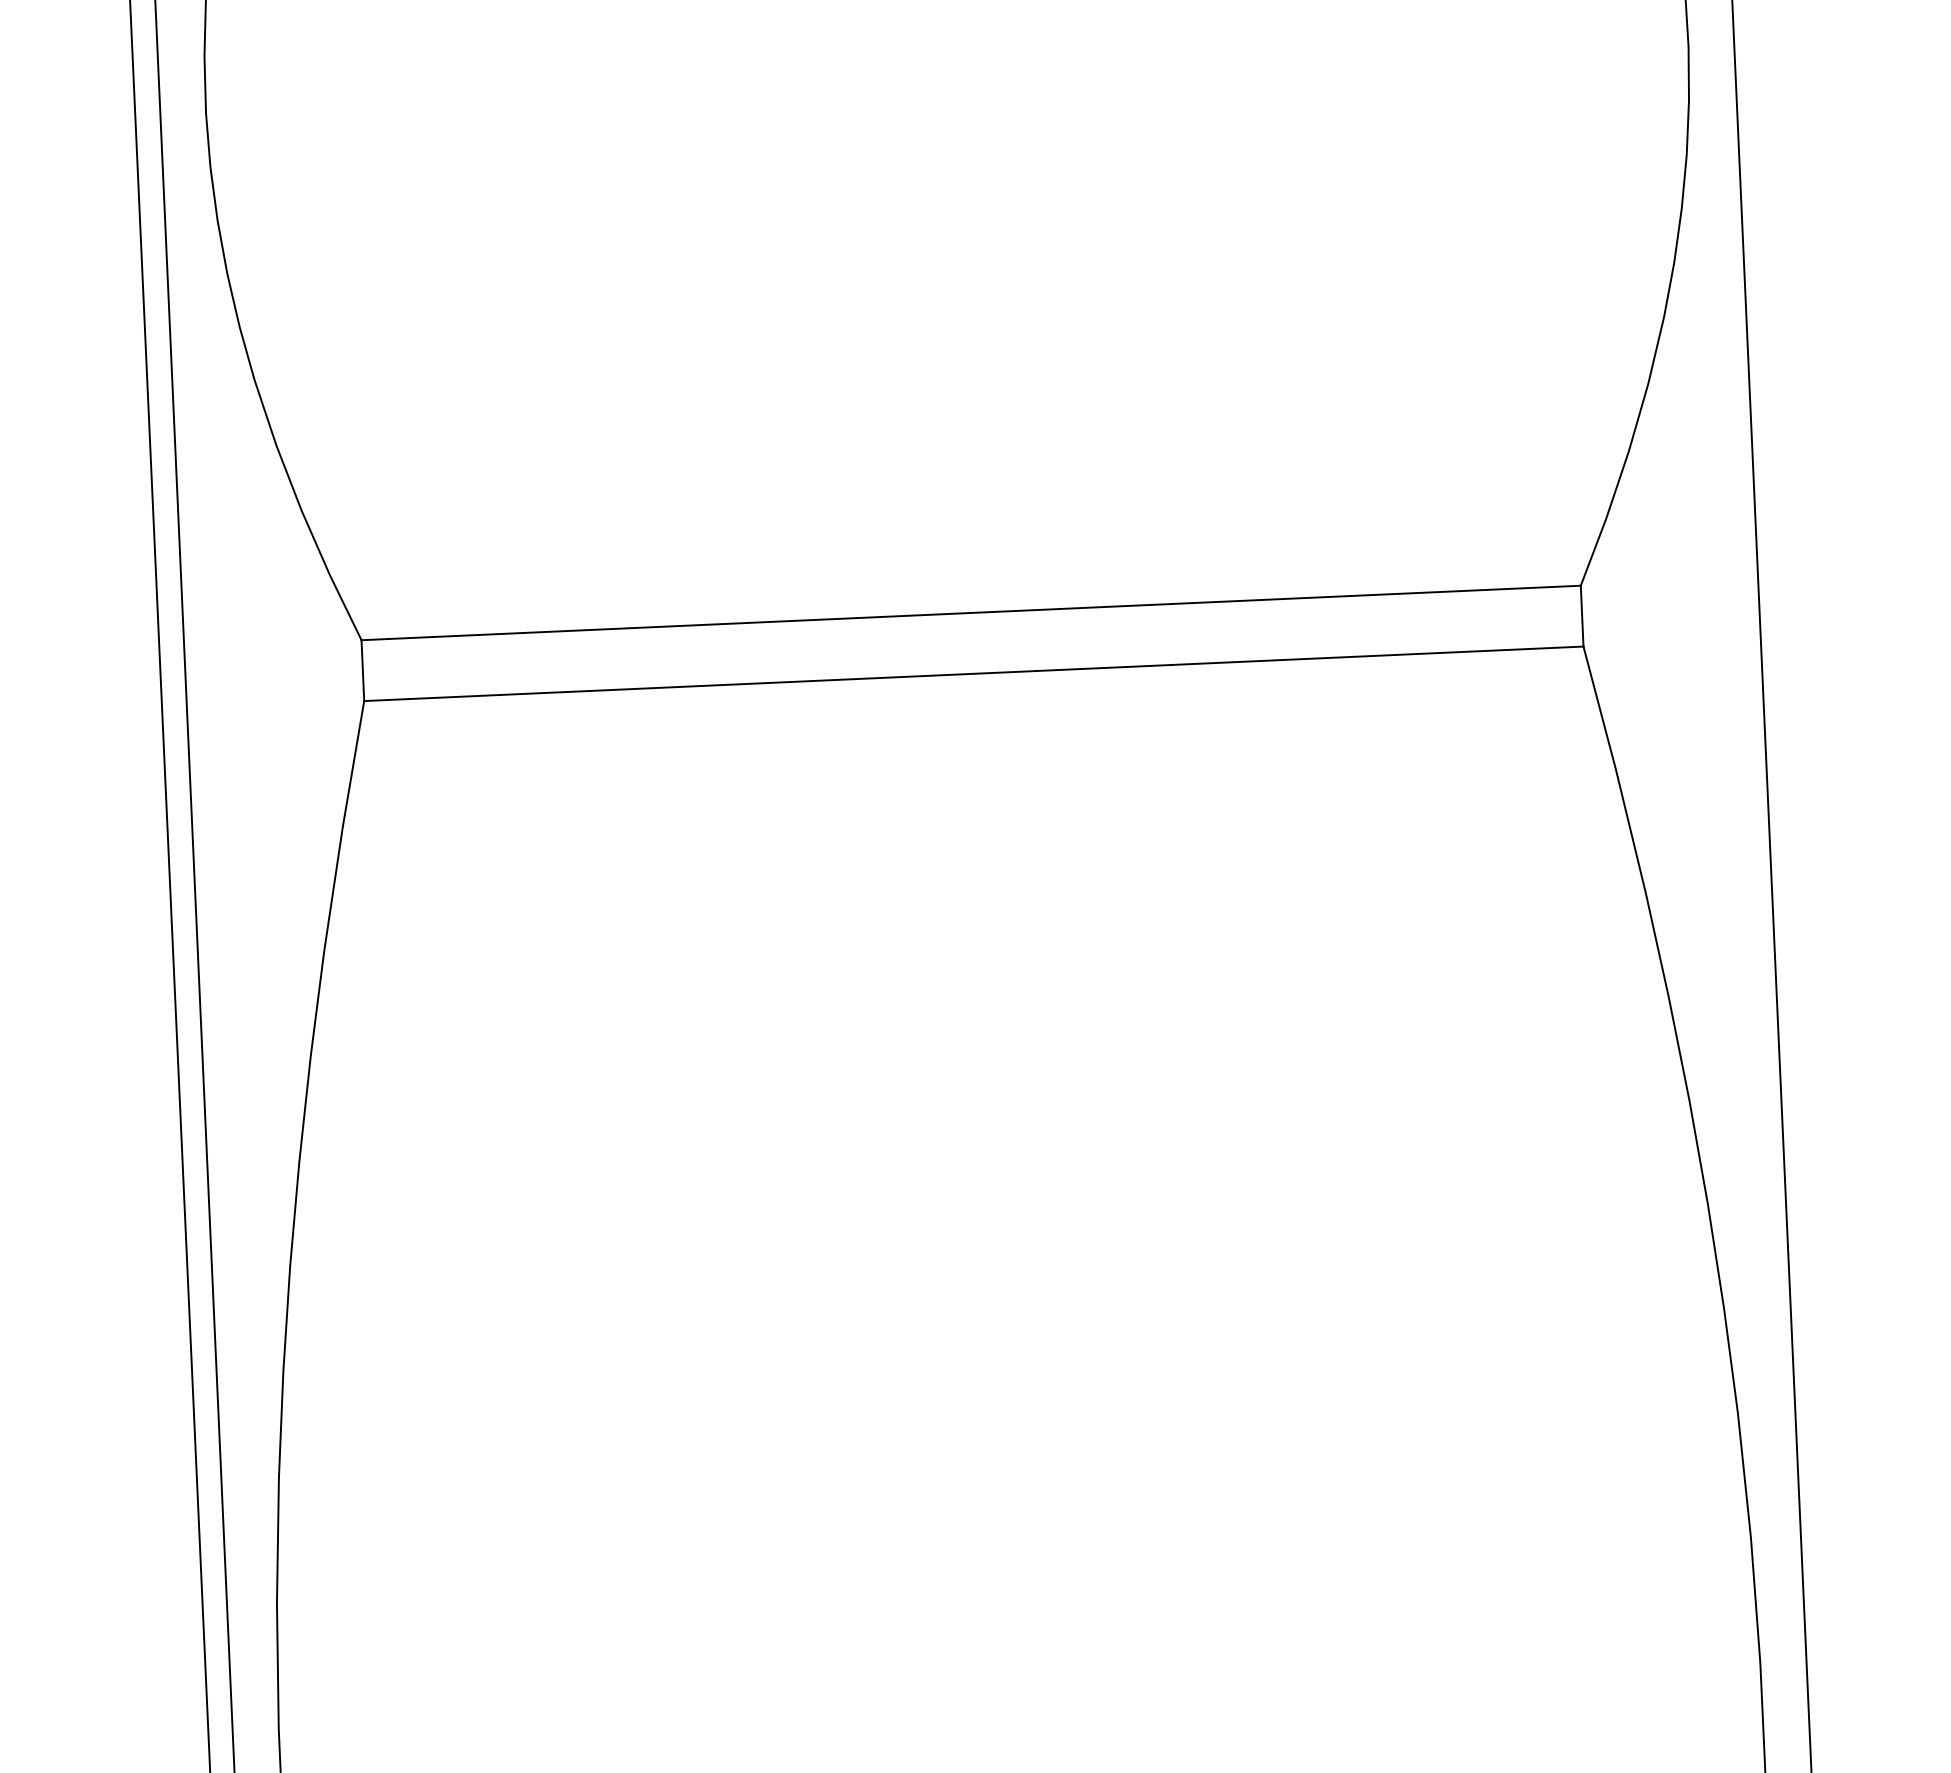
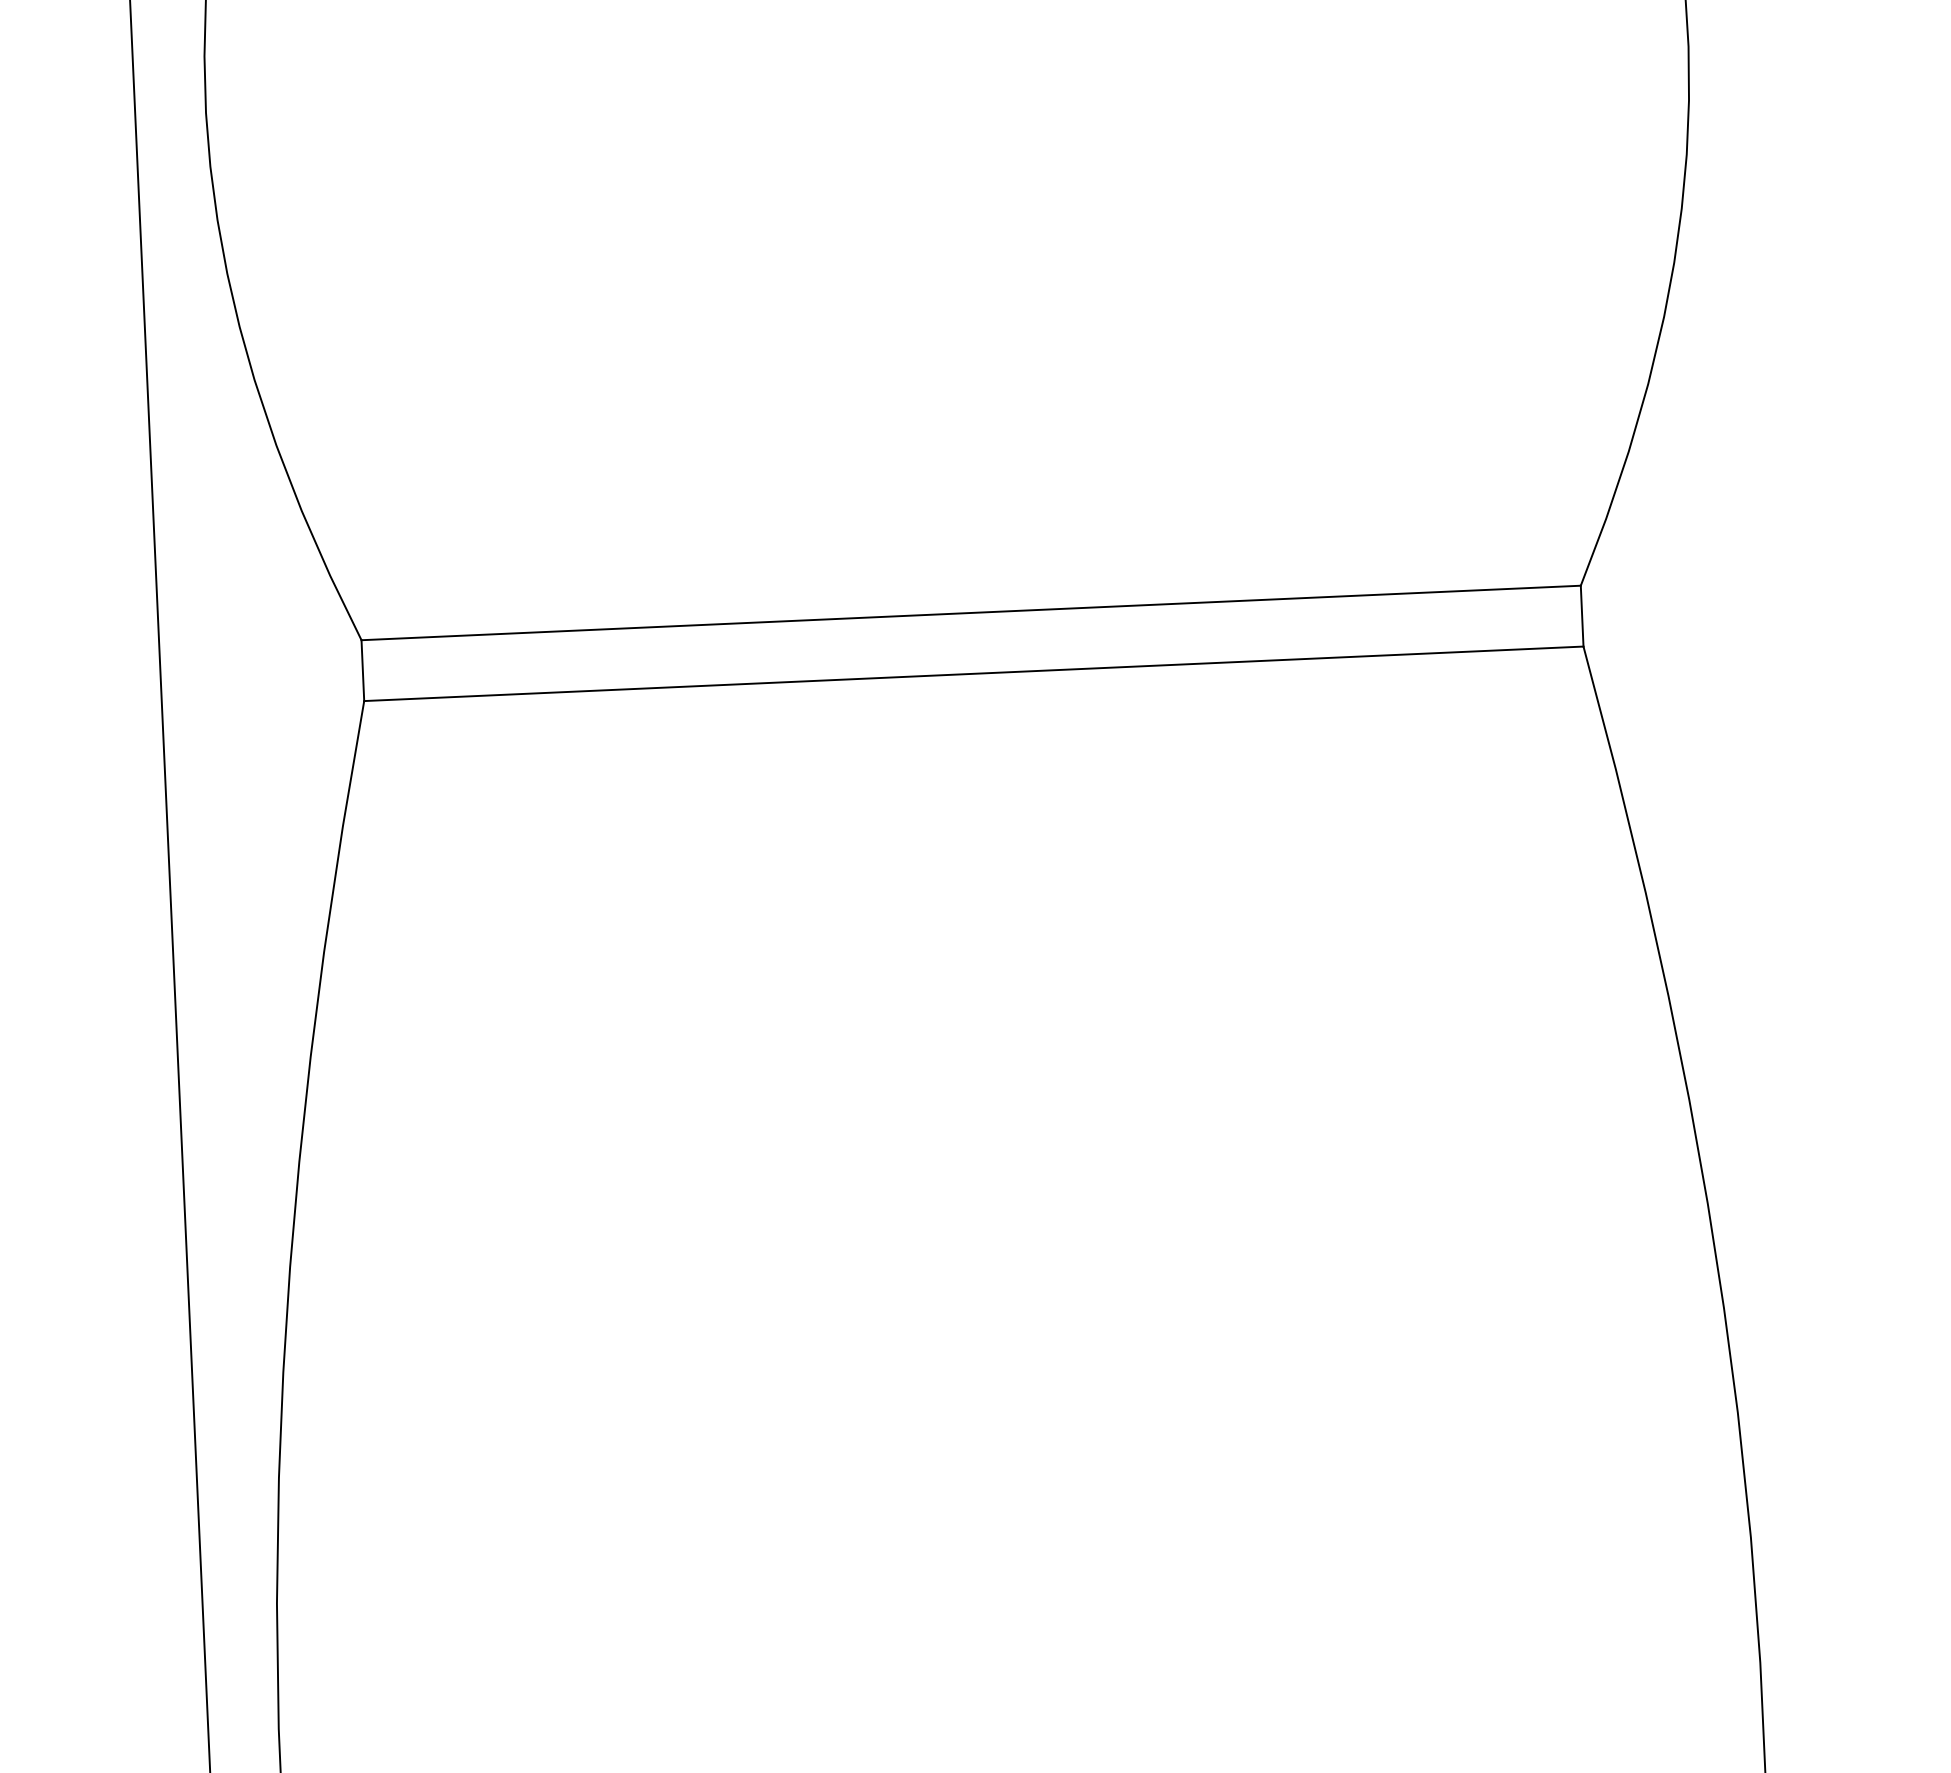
line: present -> none (194, 885)
line: present -> none (1771, 885)
